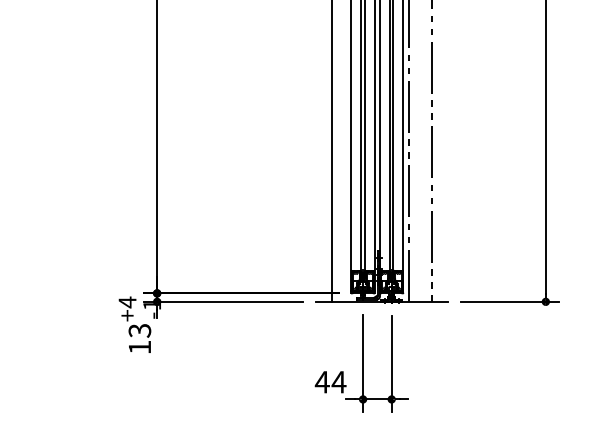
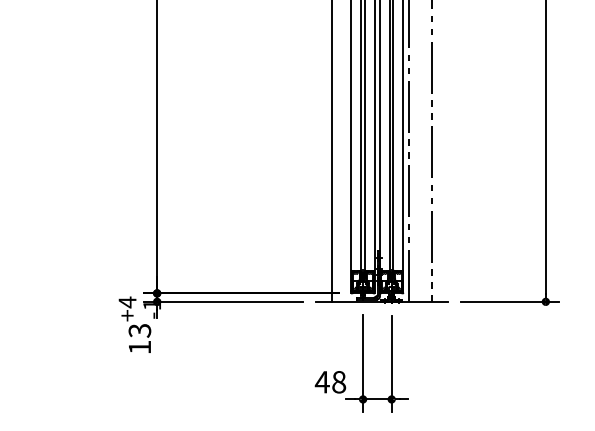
text: 44 -> 48 (338, 382)
